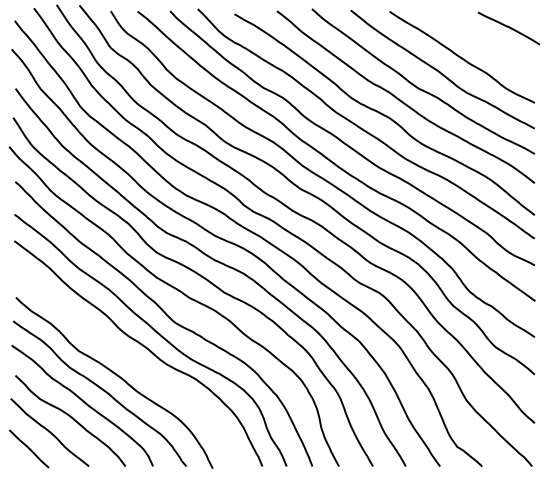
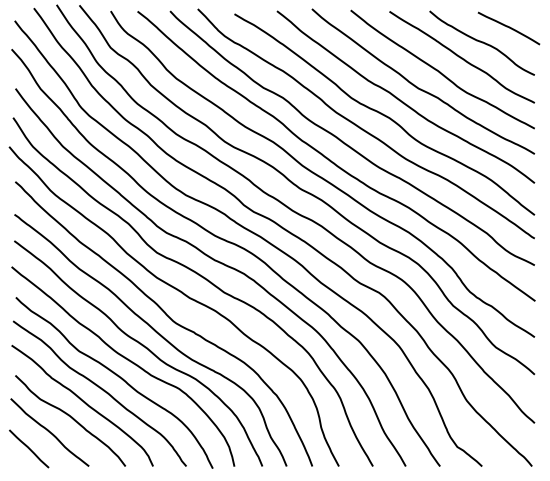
curve: none -> present (481, 42)
curve: none -> present (127, 360)
